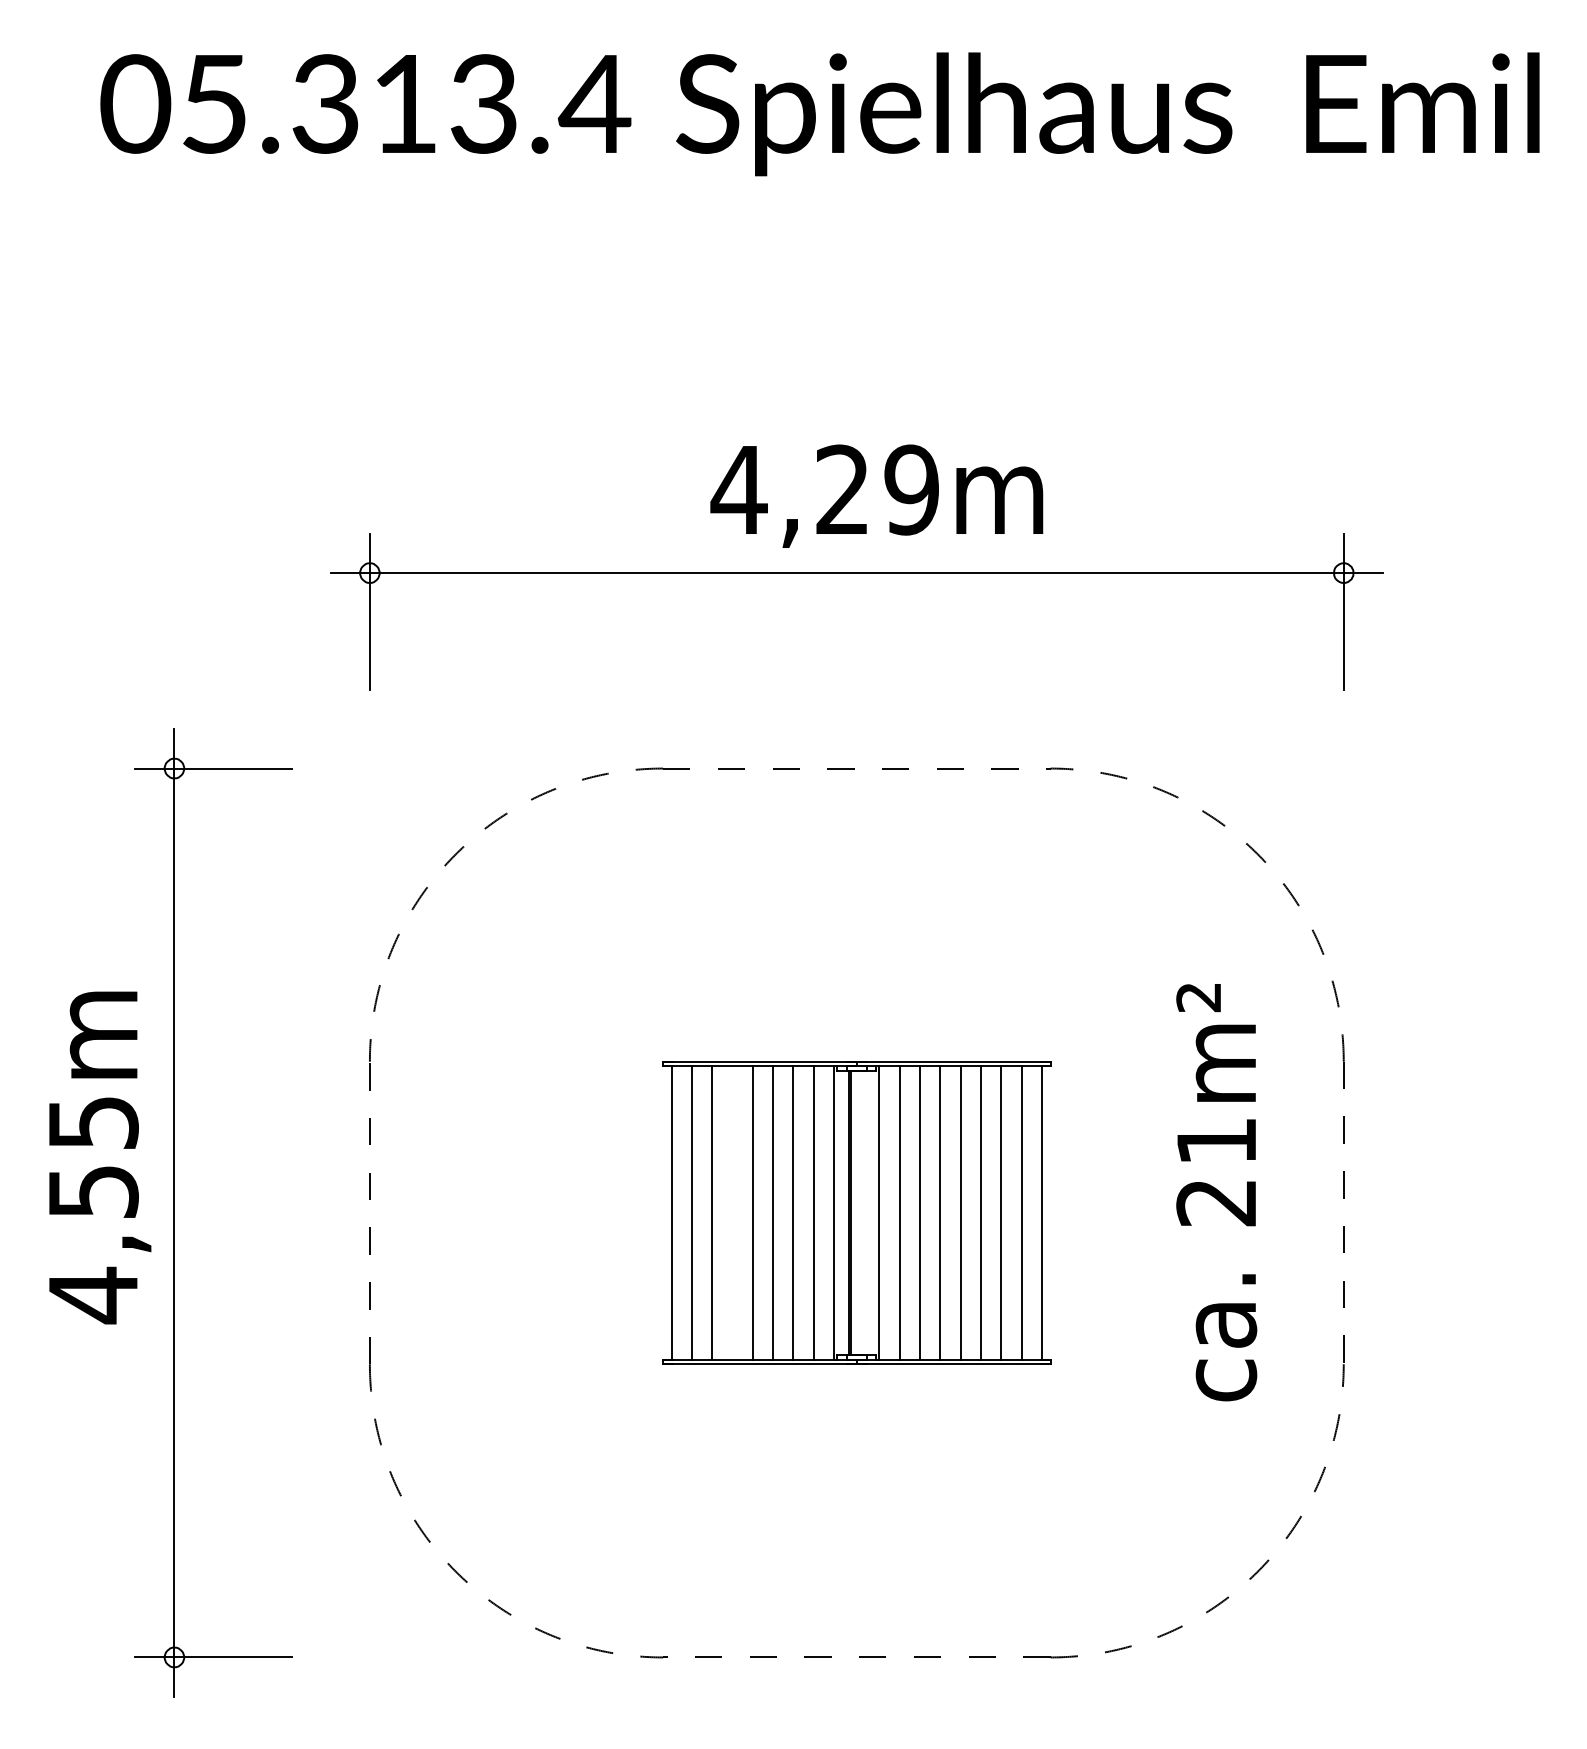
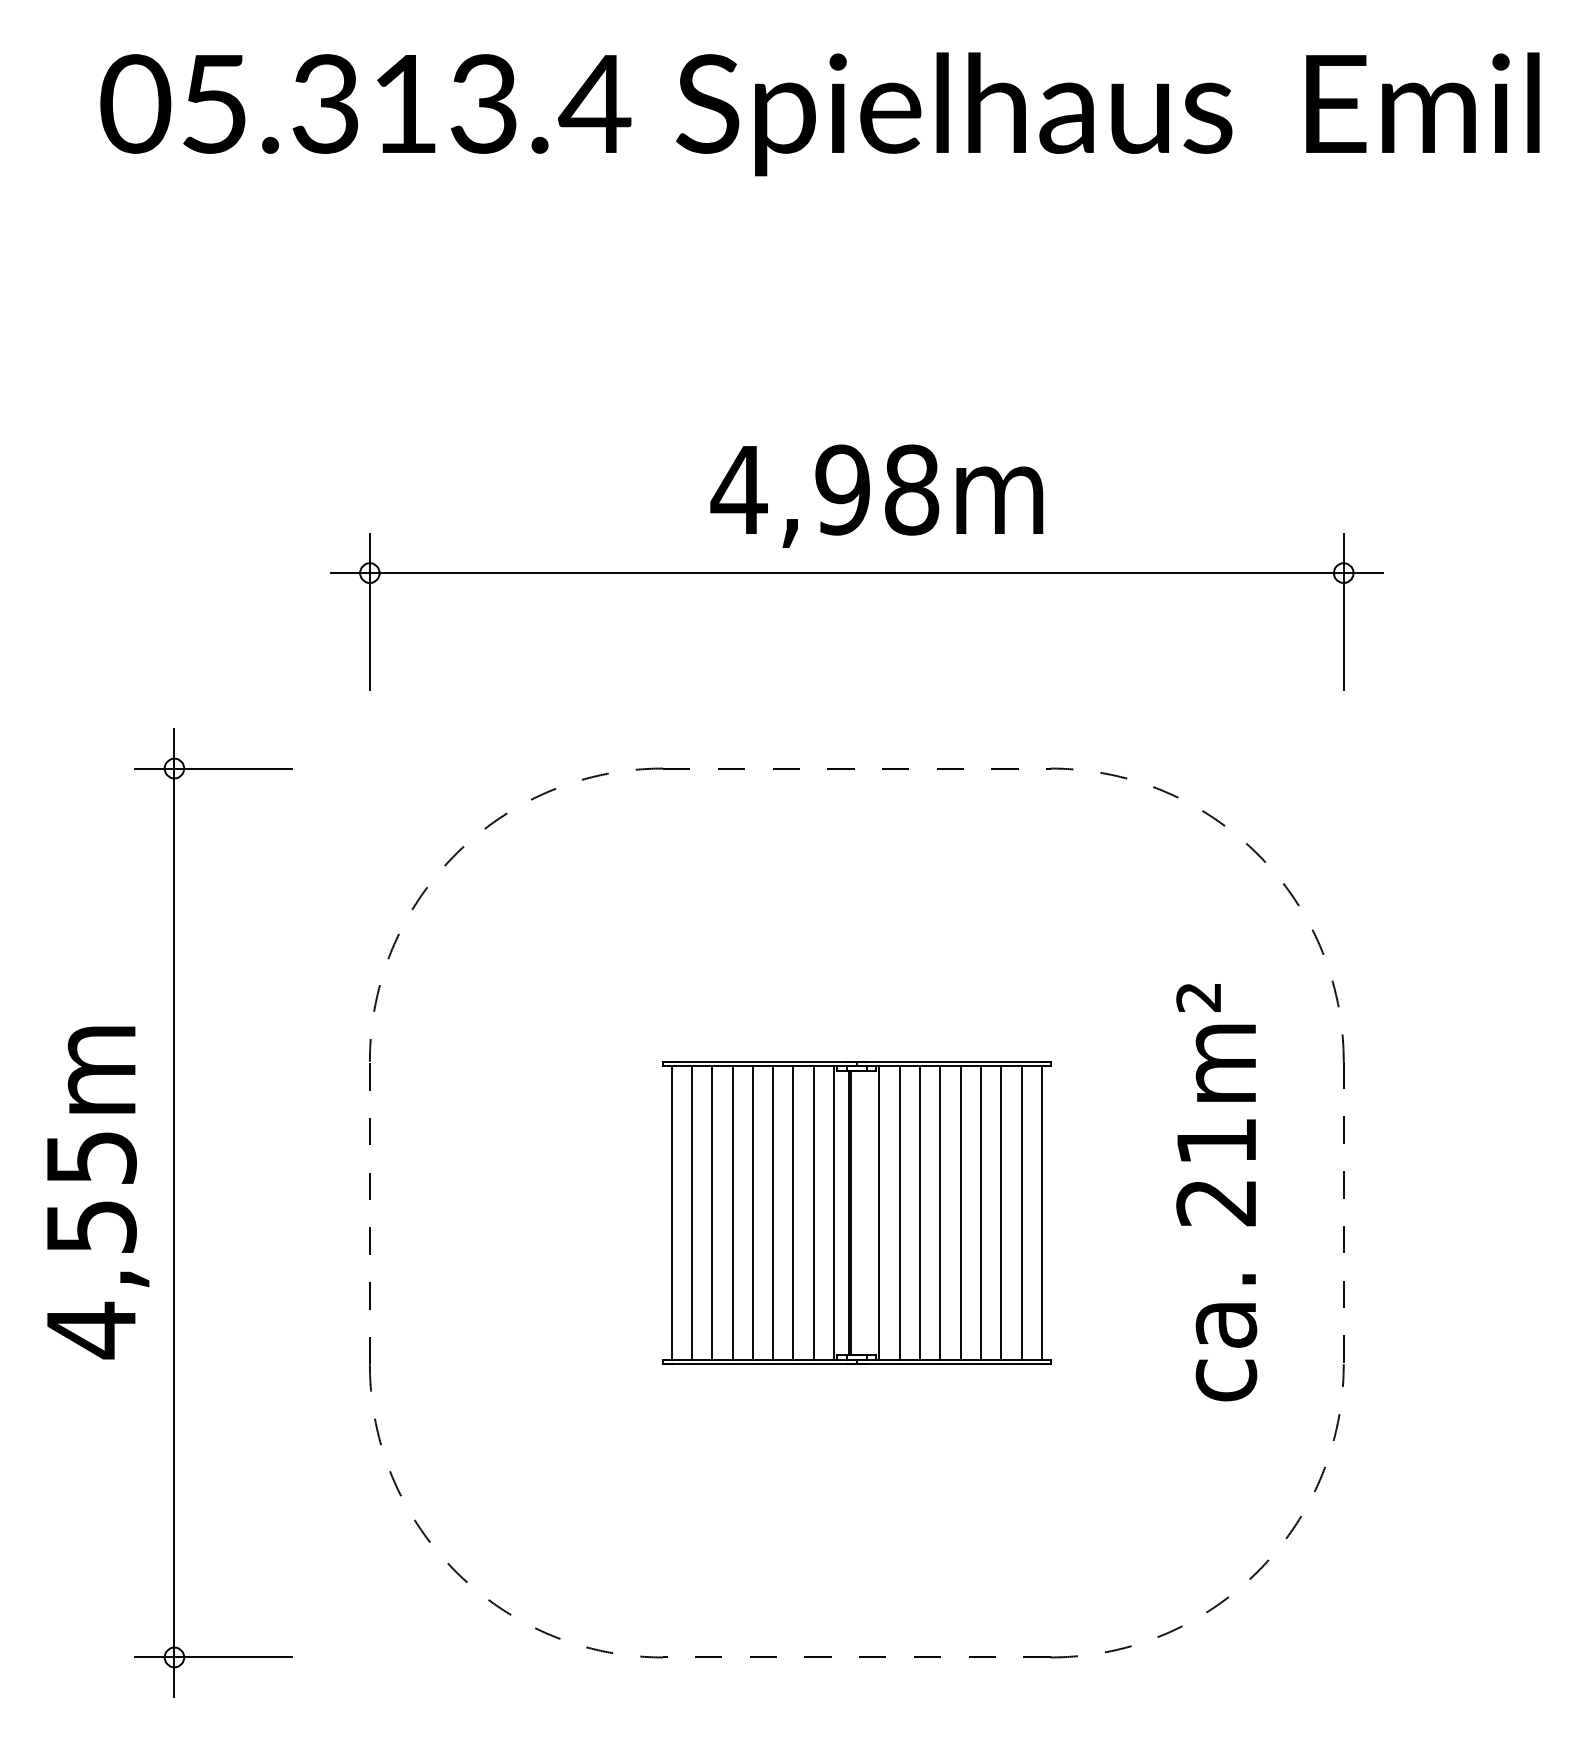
text: 4,29m -> 4,98m (877, 489)
text position: (100, 1157) -> (98, 1192) (98, 1192)
line: none -> present (732, 1212)
